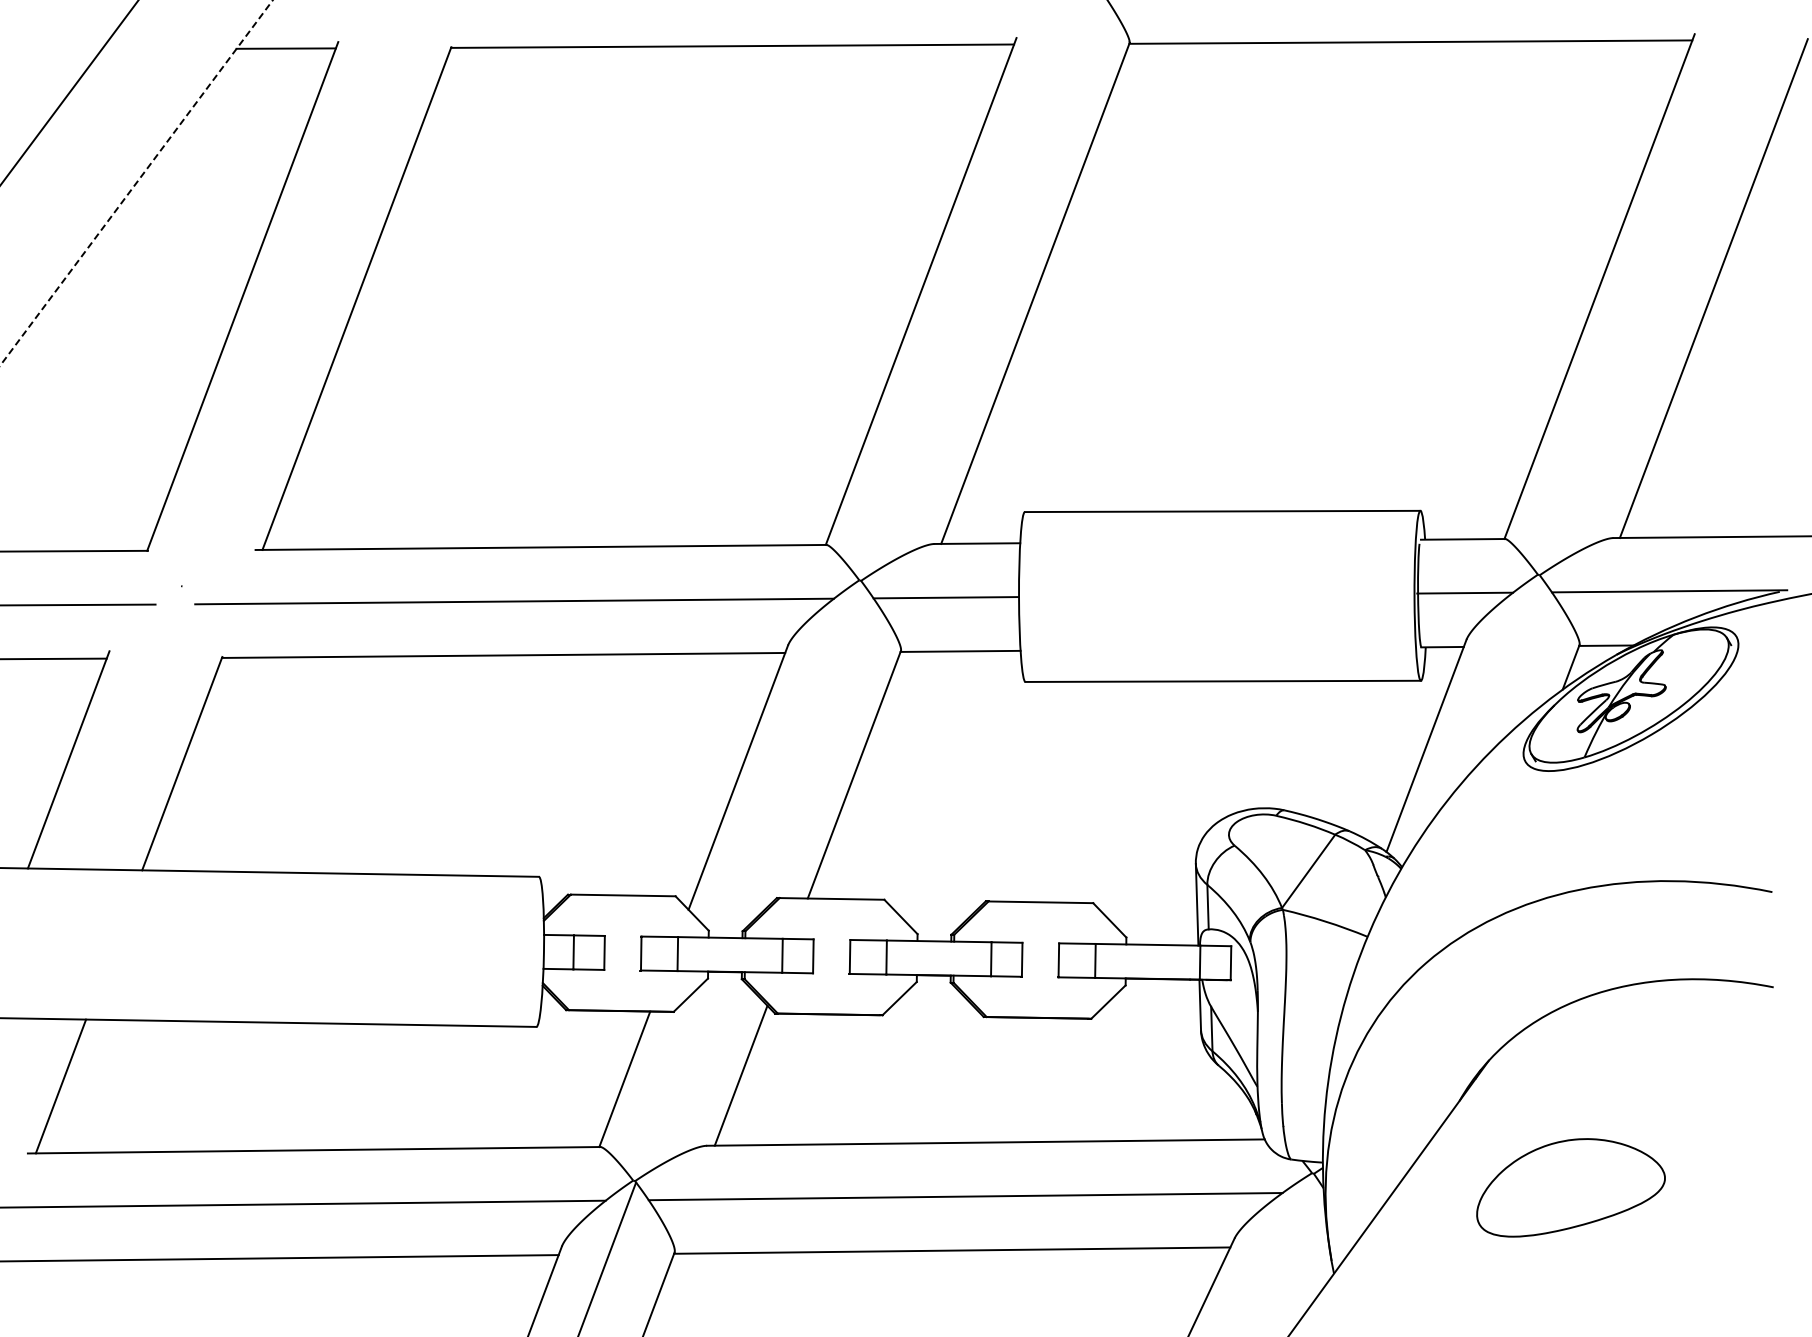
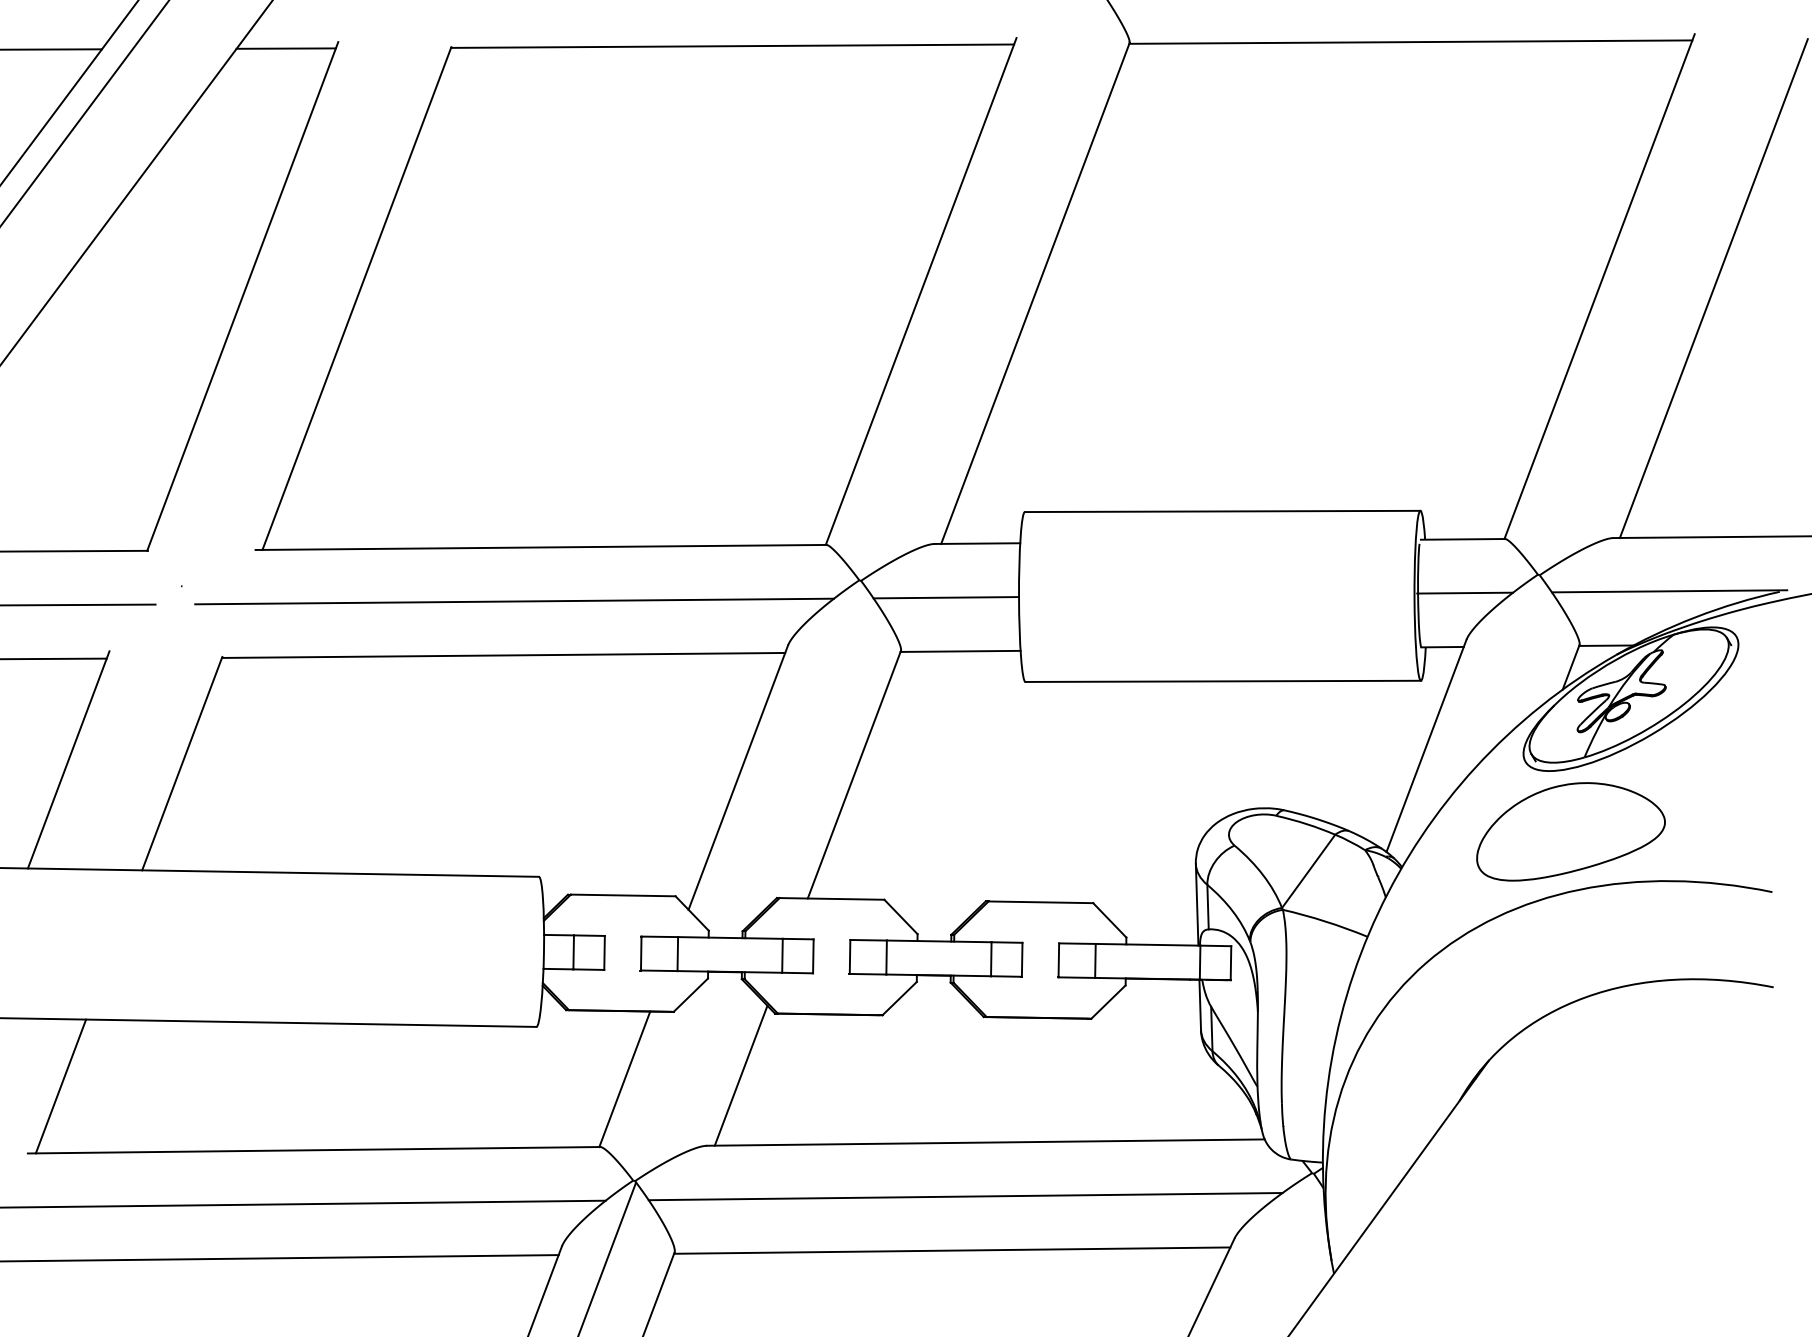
line: none -> present (51, 49)
line: none -> present (84, 113)
line: dashed -> solid (136, 182)
part position: (1570, 1187) -> (1570, 831) (1570, 831)
